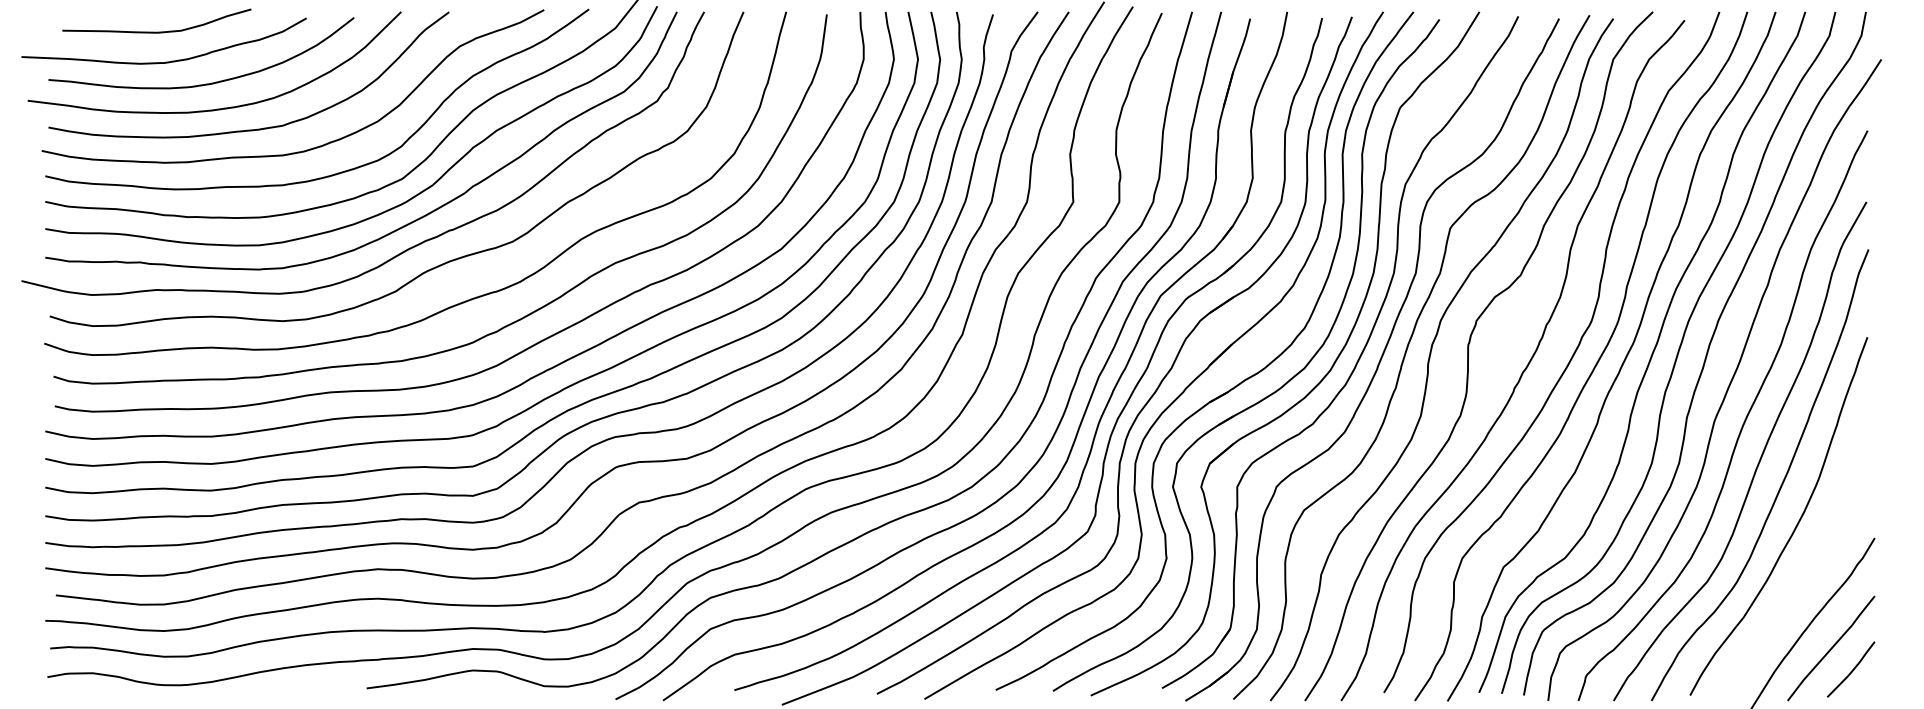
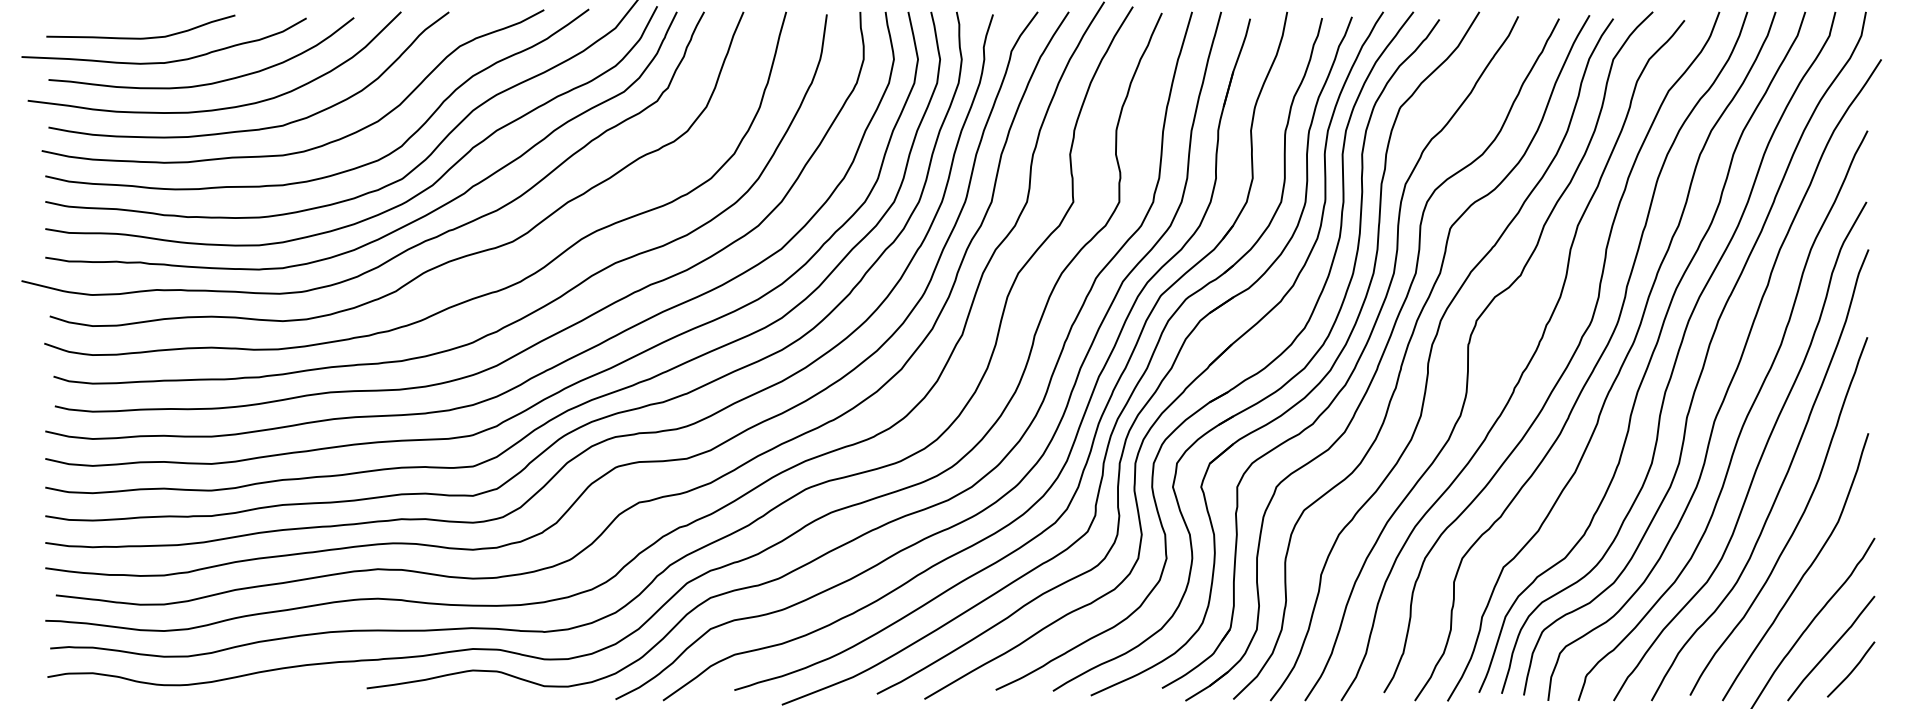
curve position: (156, 31) -> (140, 37) (140, 37)
curve: none -> present (1803, 573)
